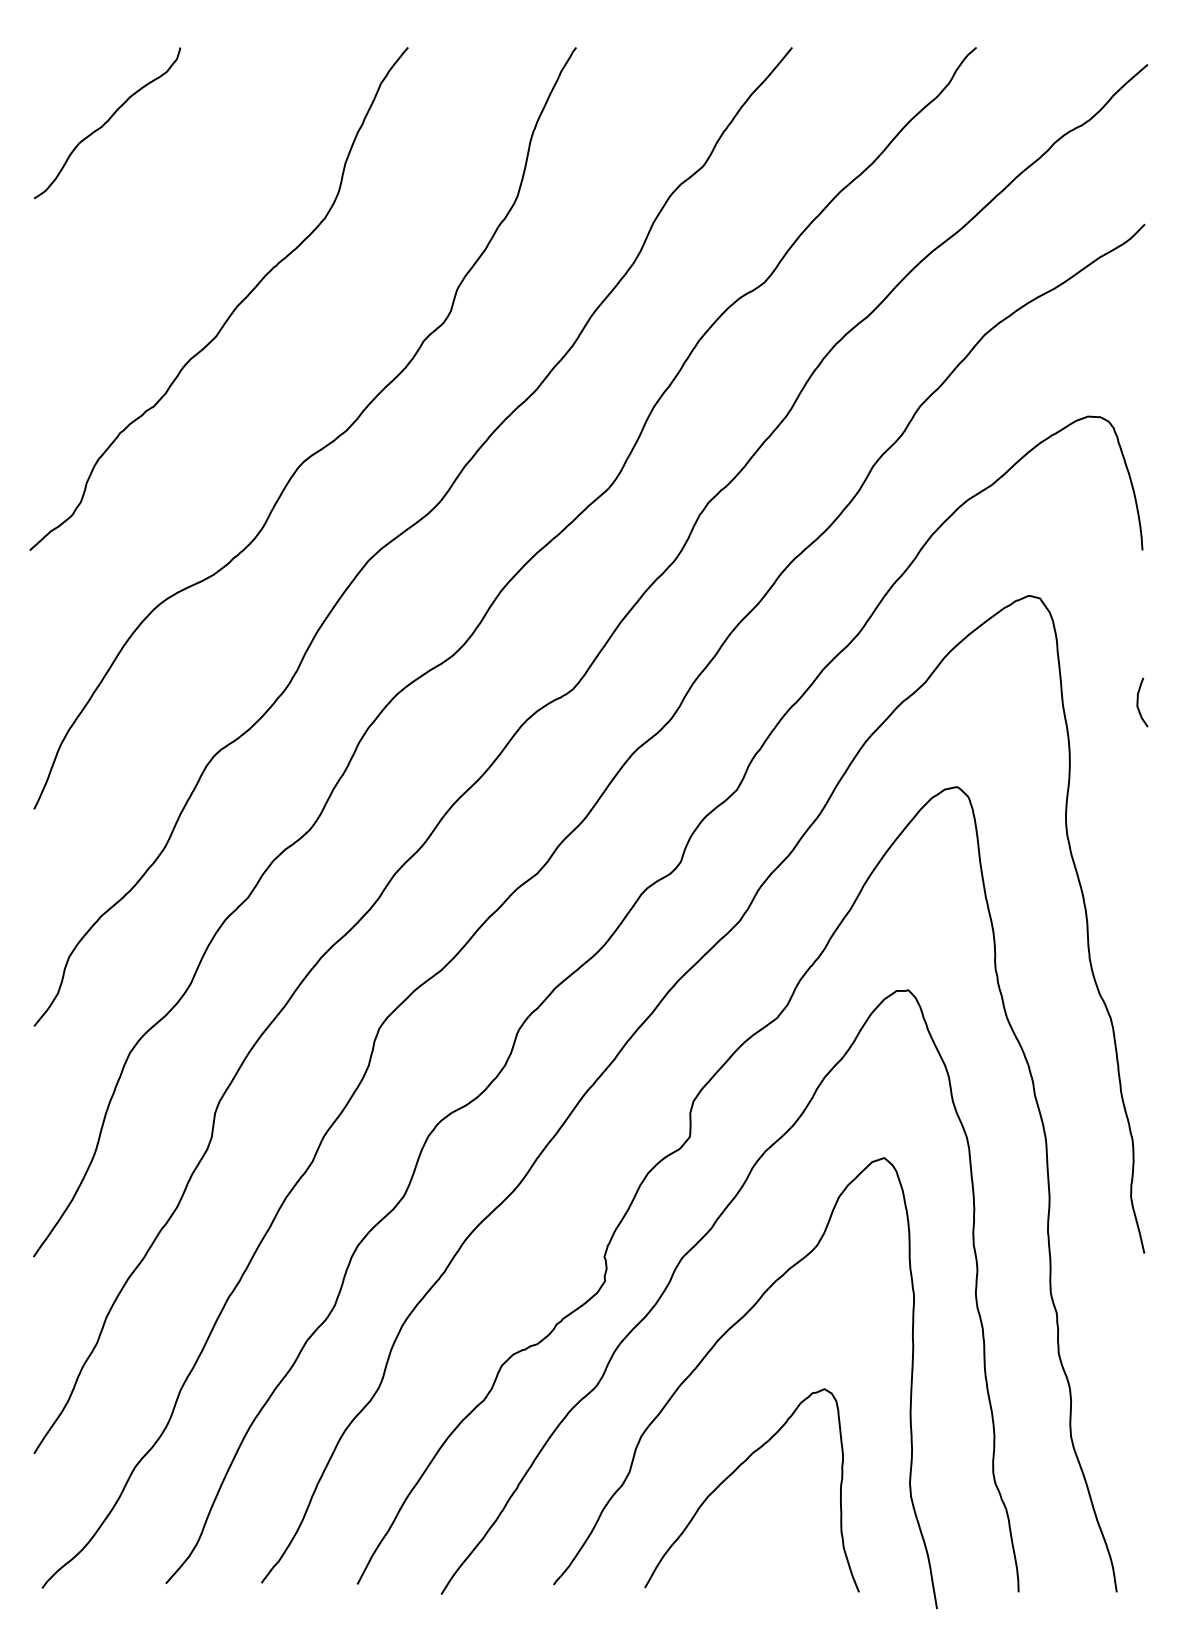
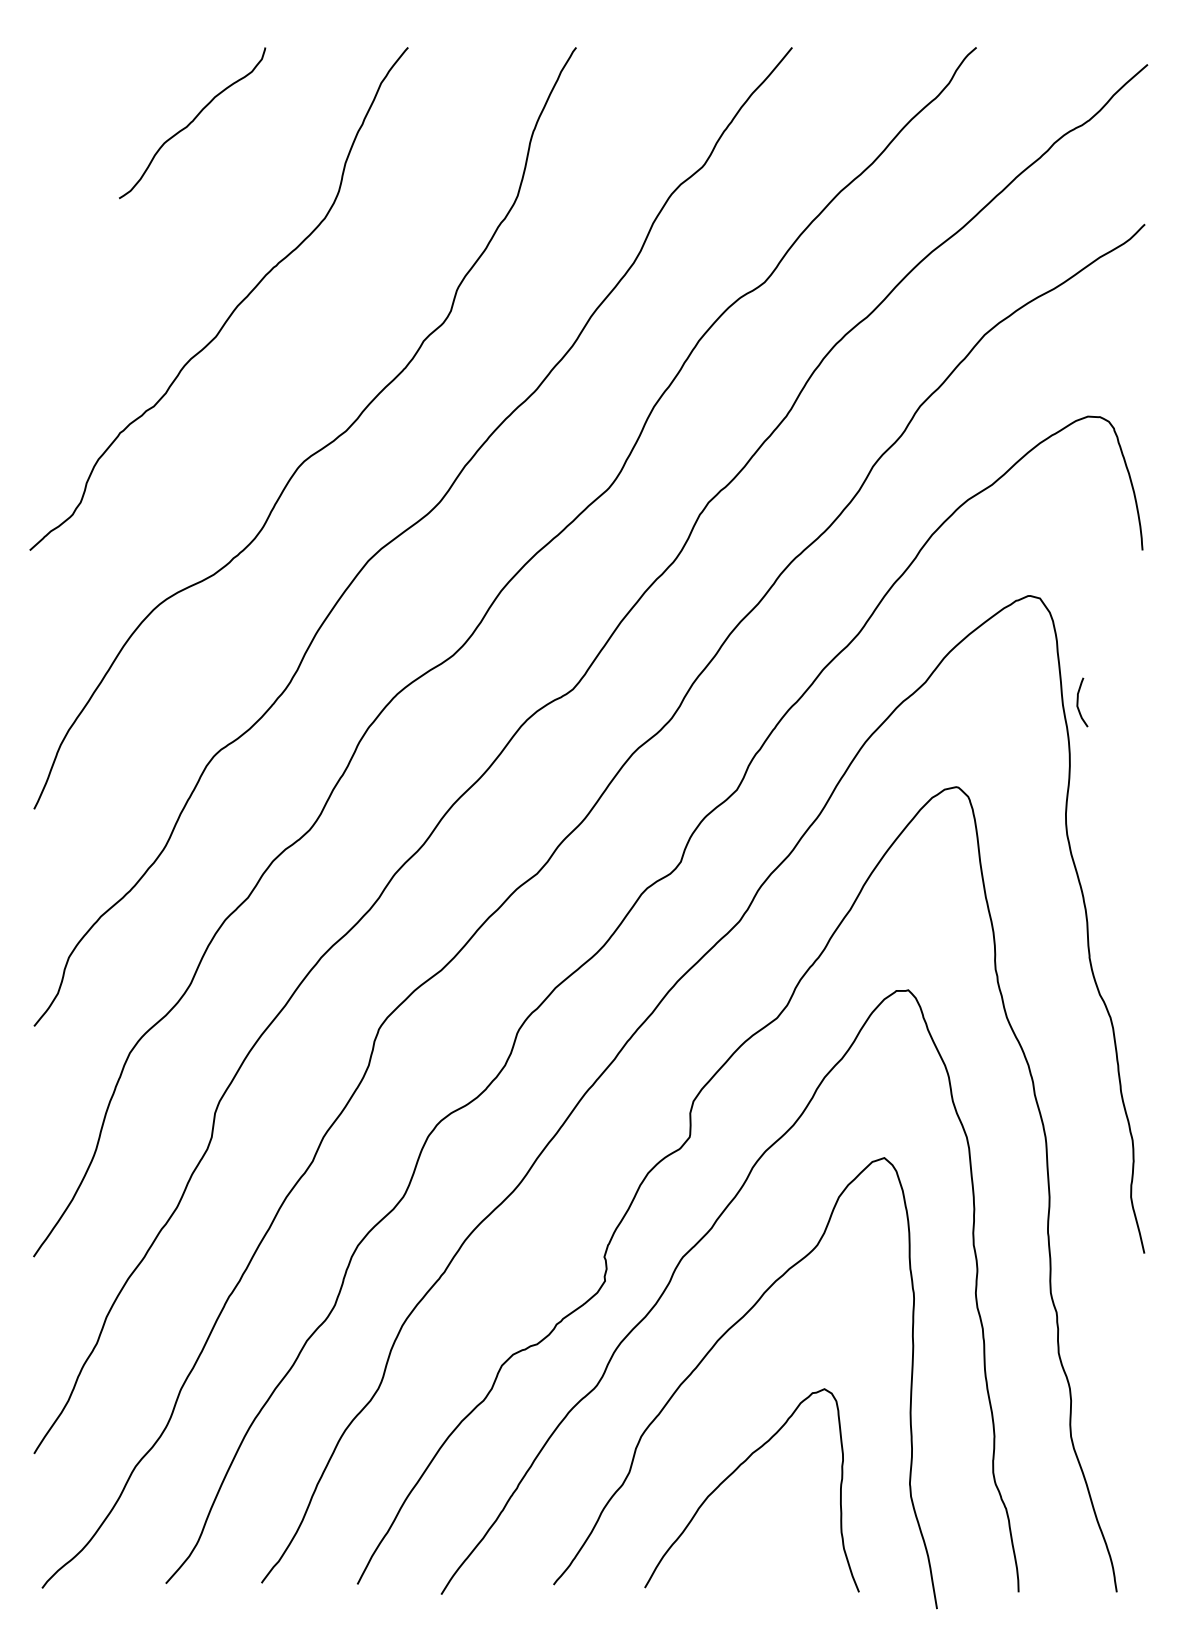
curve position: (107, 122) -> (192, 122) (192, 122)
curve position: (1138, 702) -> (1078, 702) (1078, 702)
